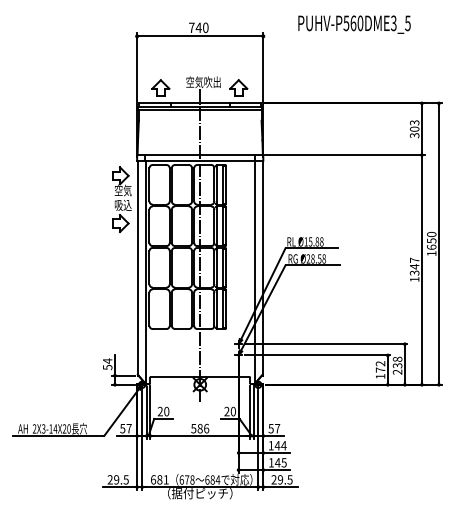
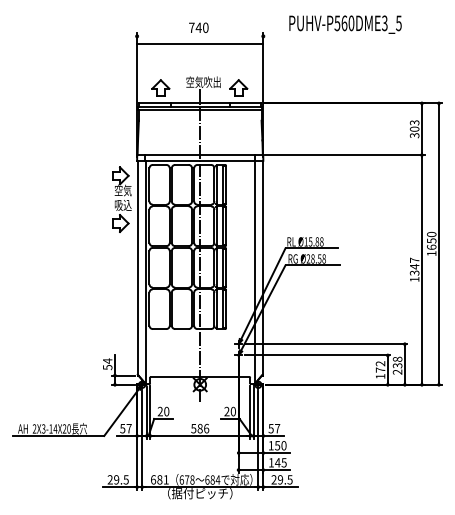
text position: (354, 24) -> (345, 24) (345, 24)
line position: (200, 36) -> (200, 44) (200, 44)
text: 144 -> 150 (280, 445)
